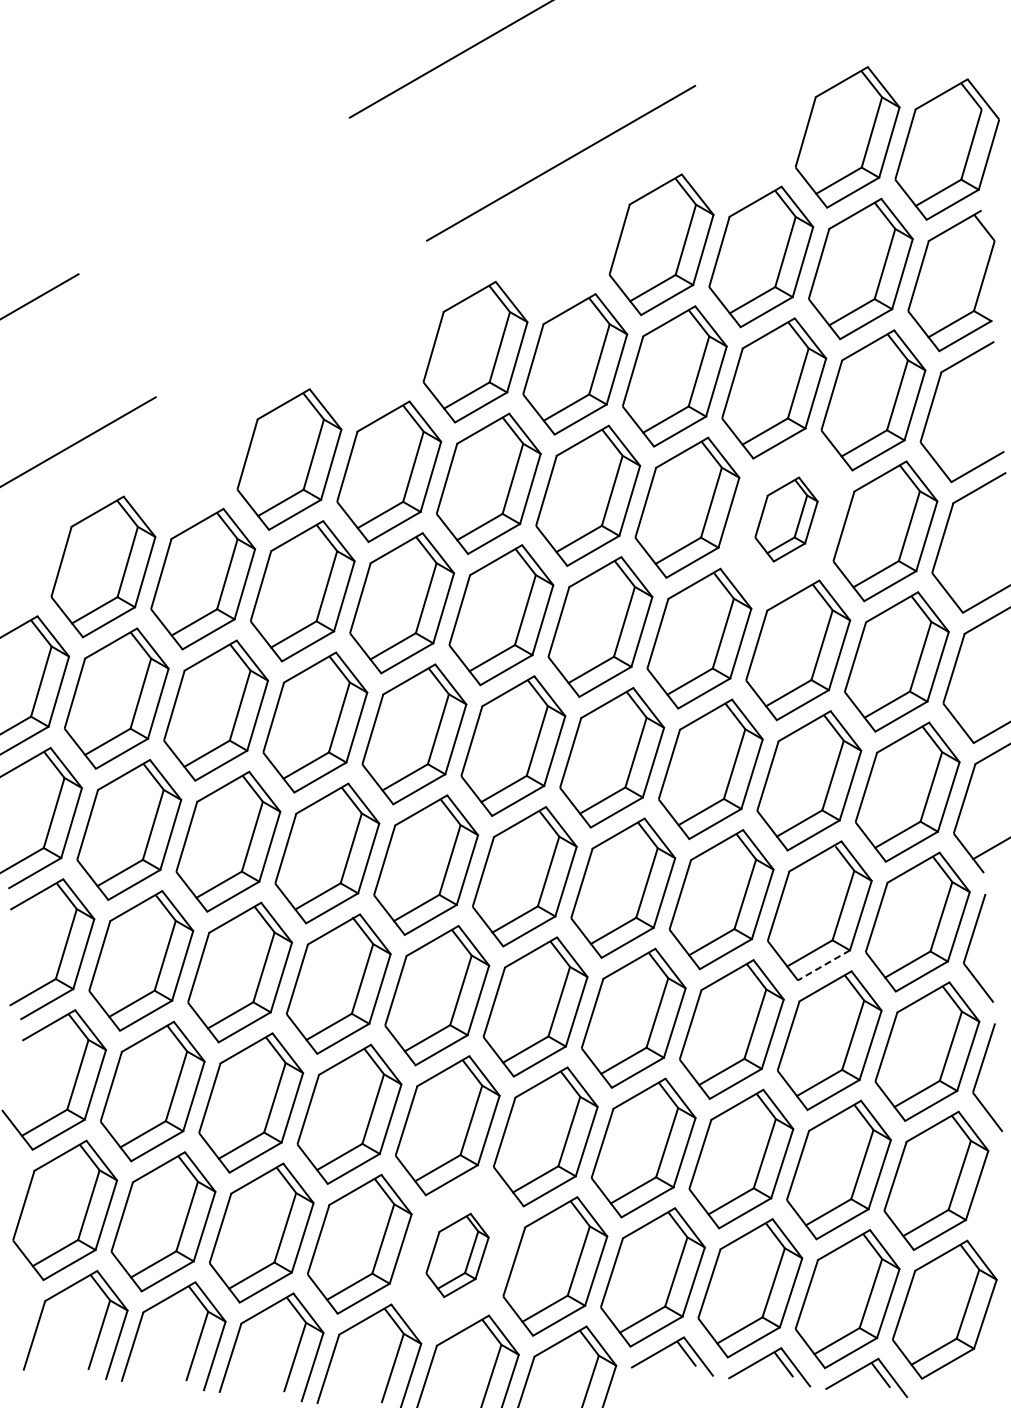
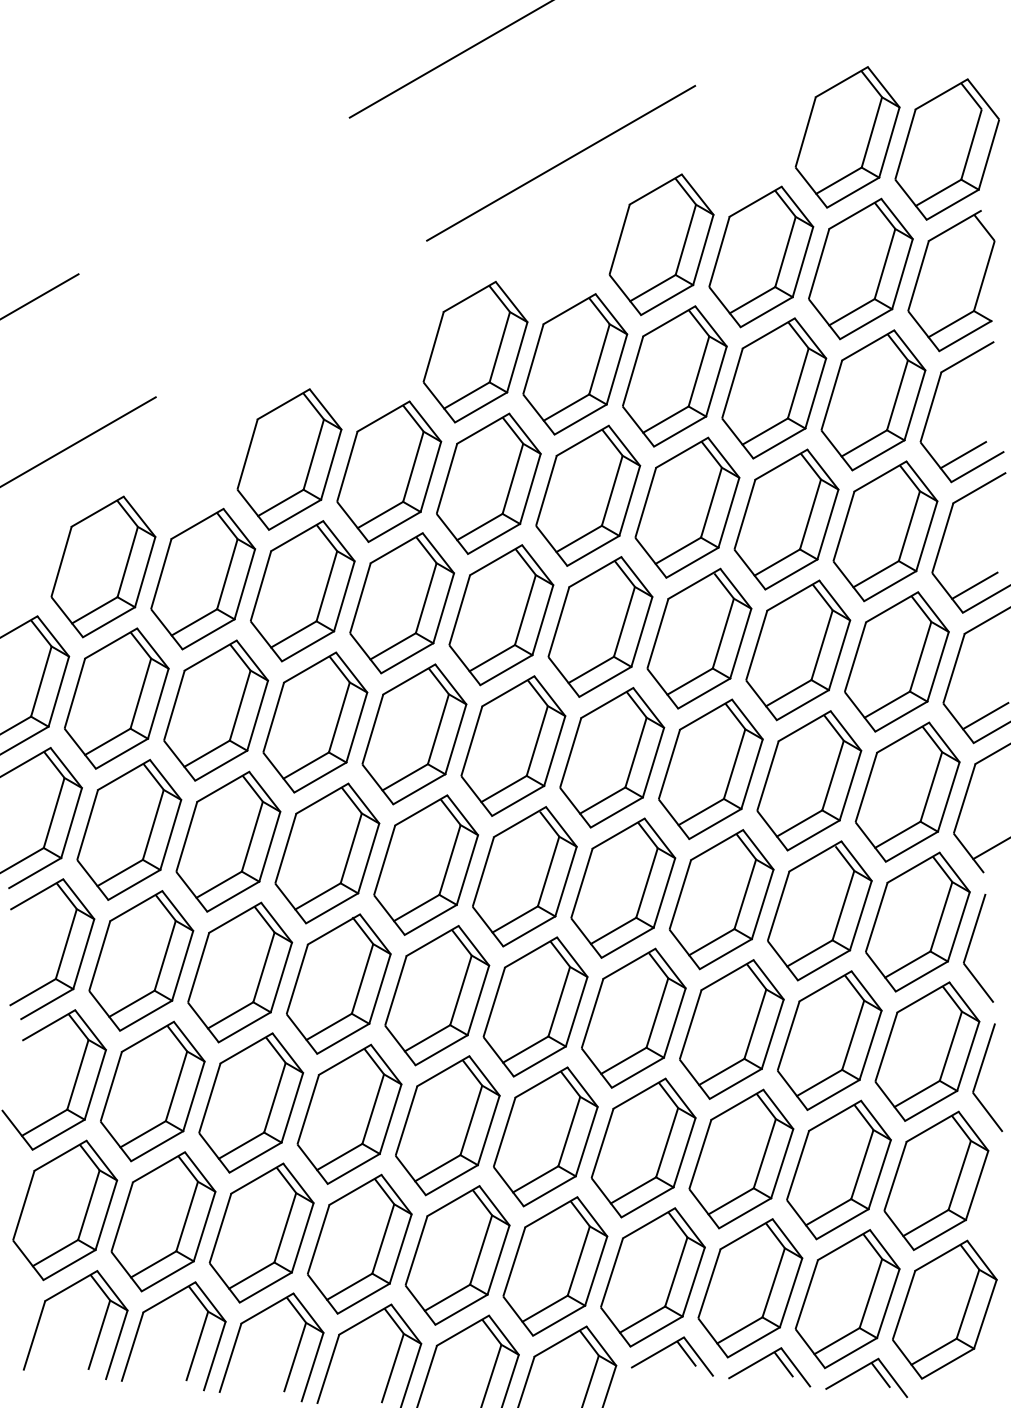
line: none -> present (963, 455)
part size: 65x87 px -> 107x143 px (786, 519)
line: none -> present (974, 585)
line: none -> present (985, 716)
line: dashed -> solid (823, 965)
part size: 65x86 px -> 107x141 px (457, 1255)
